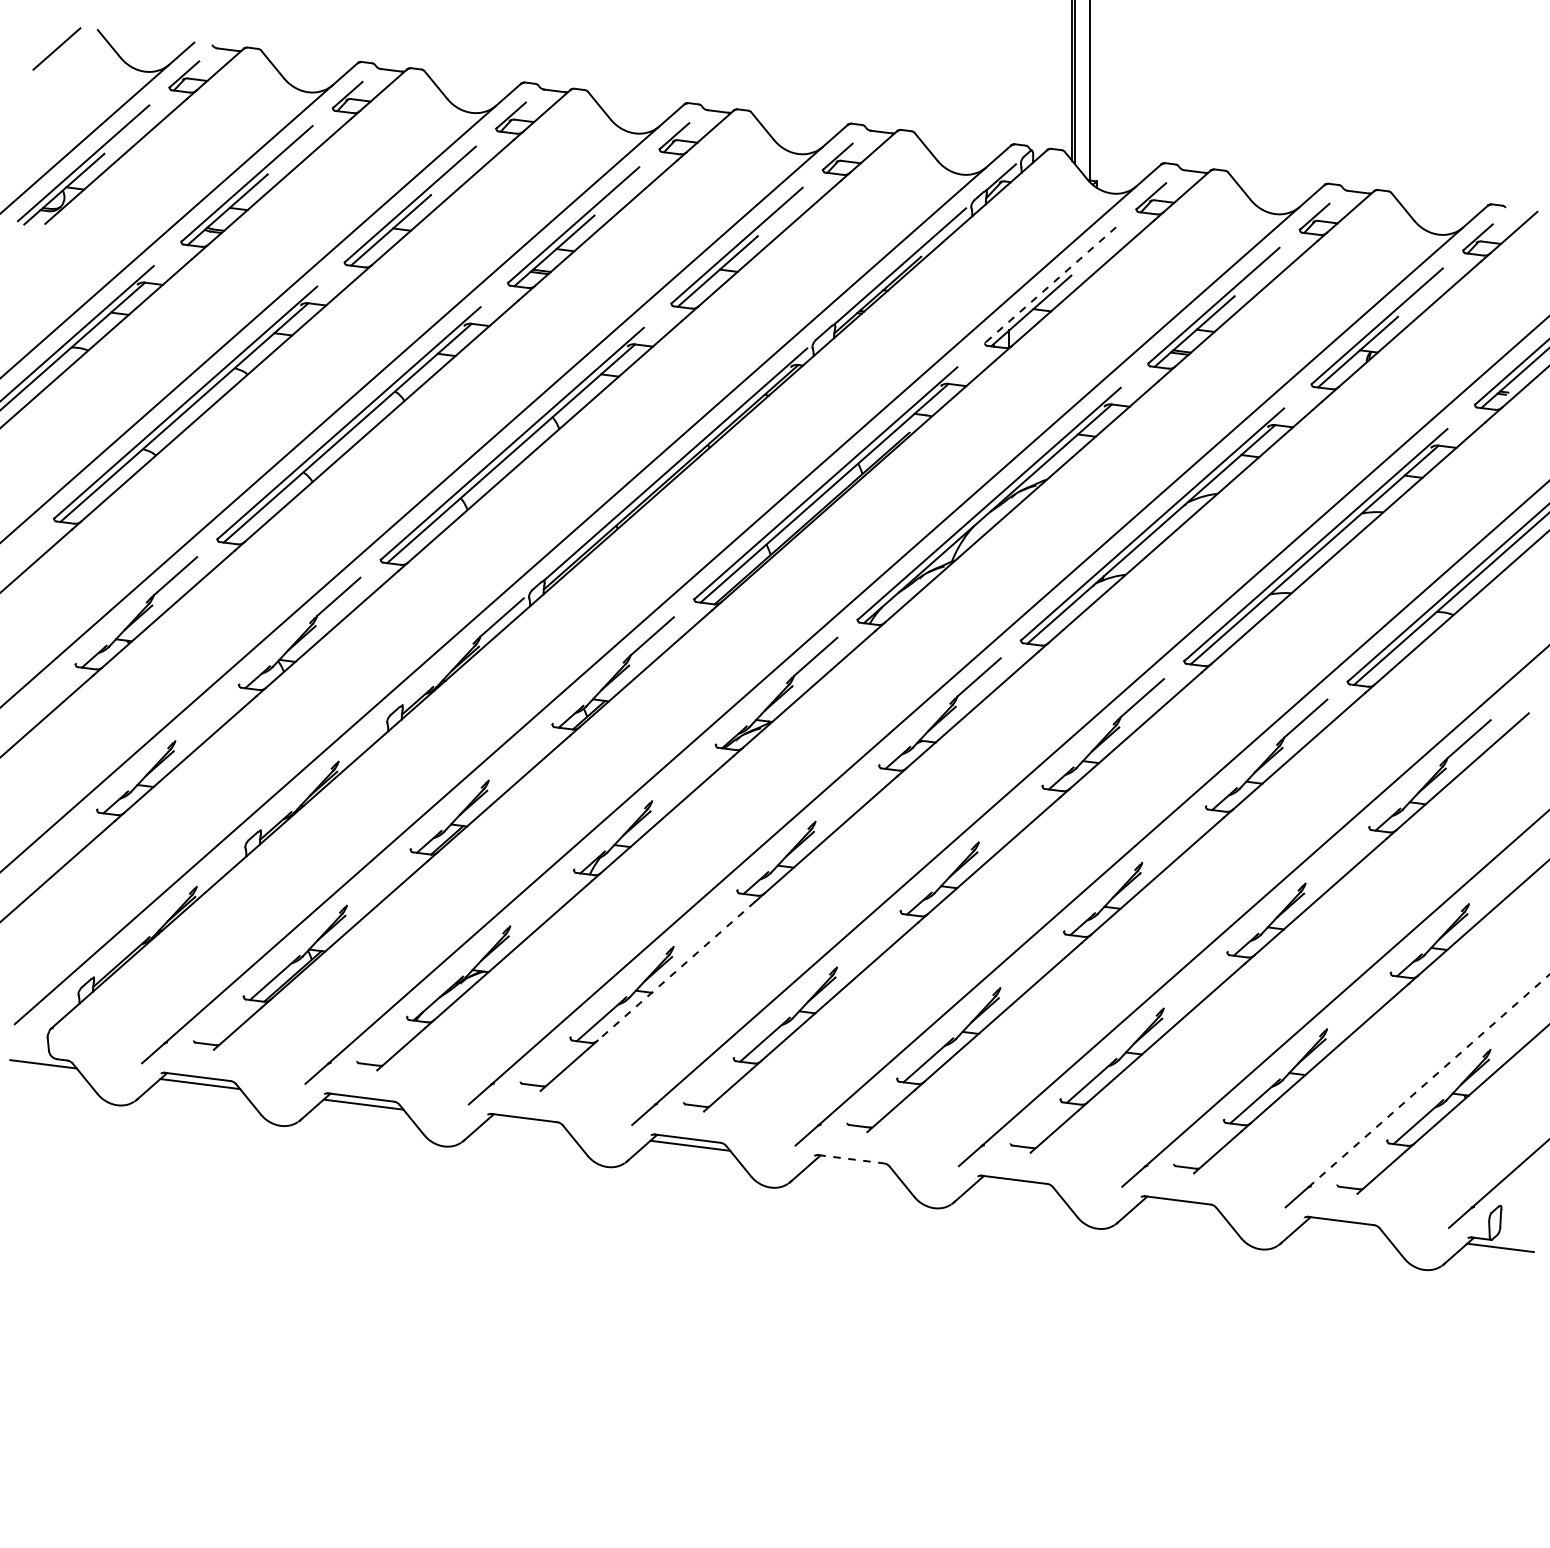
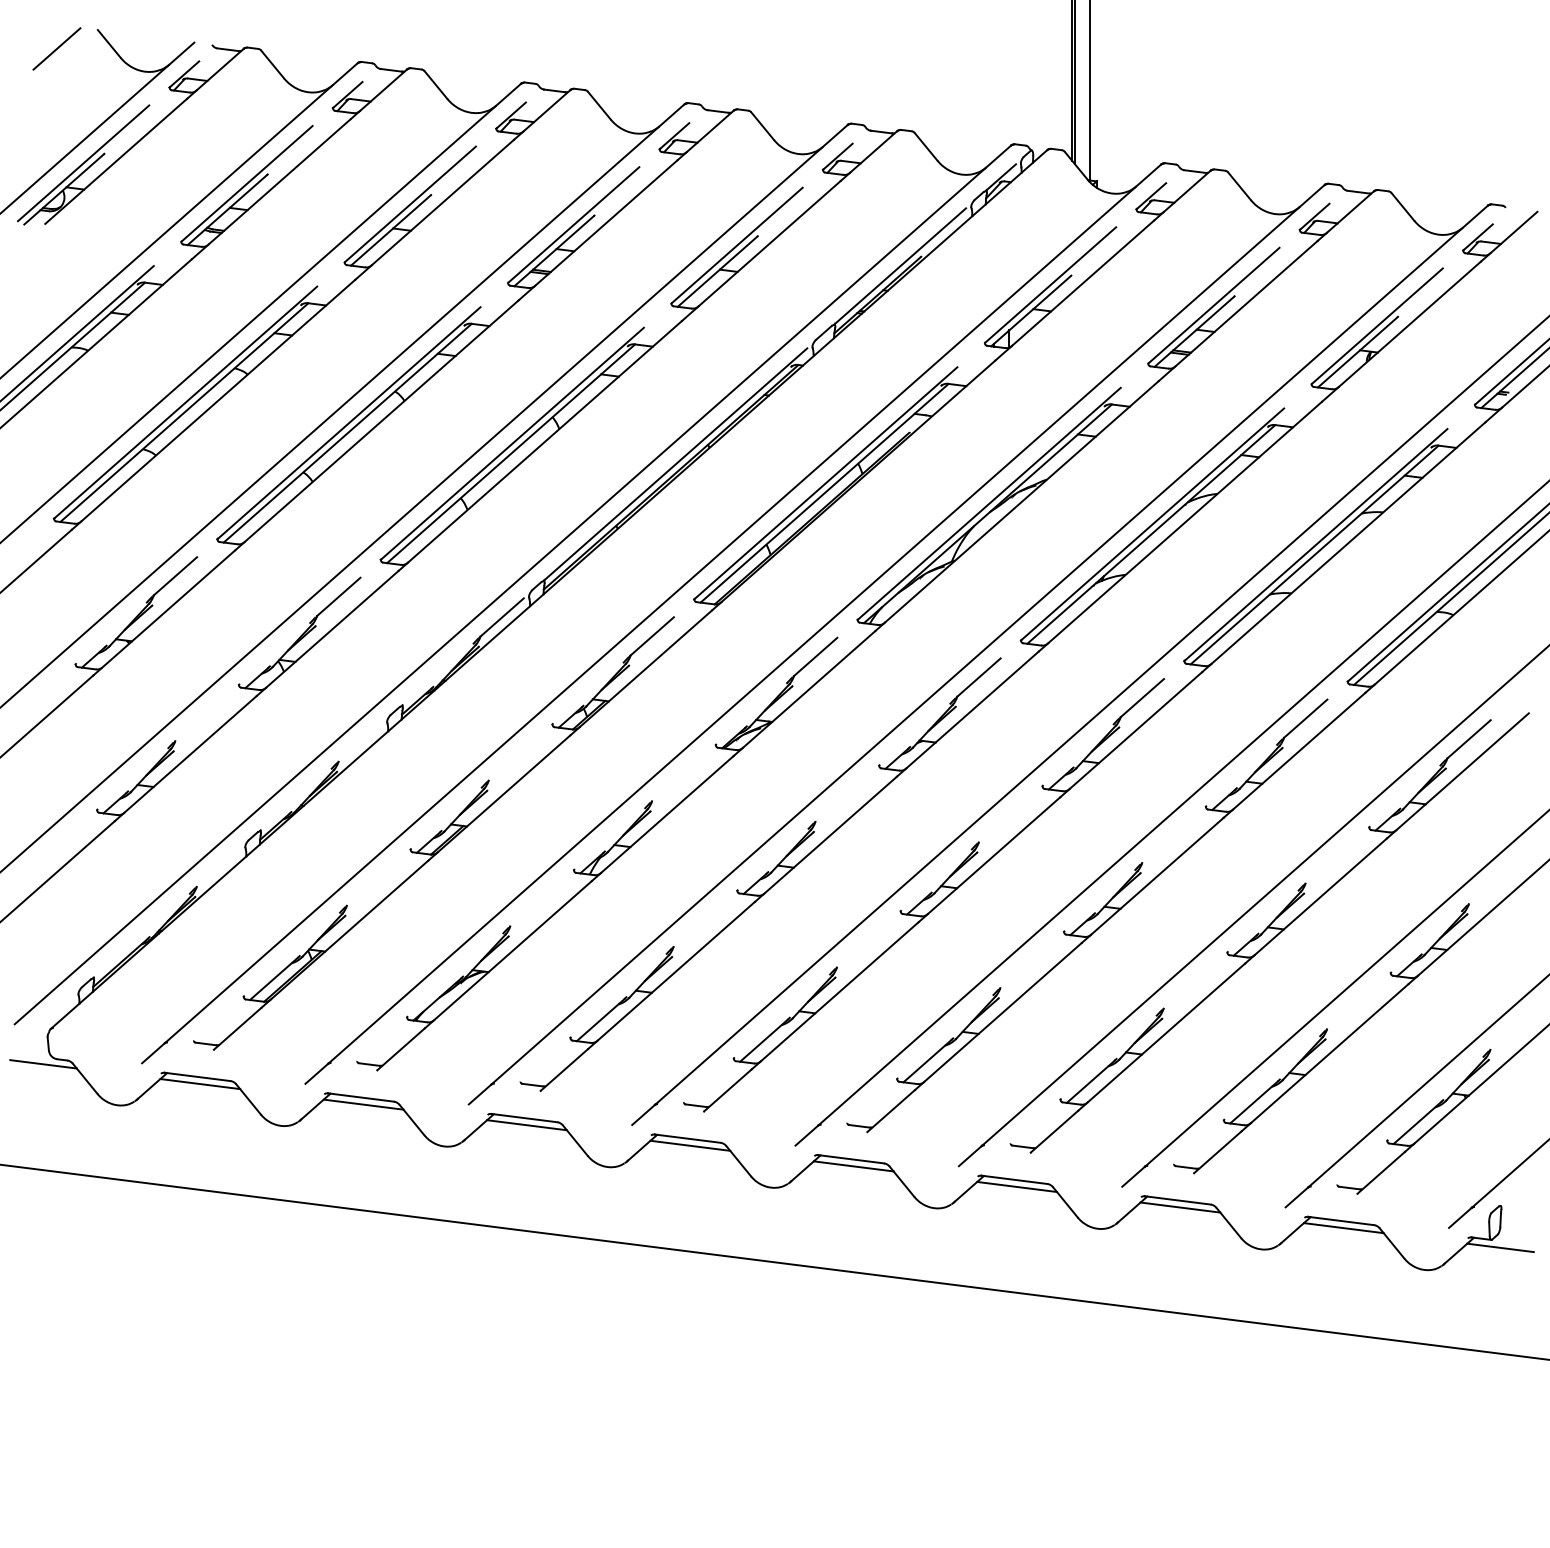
line: dashed -> solid (1050, 285)
line: dashed -> solid (676, 971)
line: dashed -> solid (1429, 1080)
line: none -> present (526, 1125)
line: dashed -> solid (851, 1159)
line: none -> present (853, 1166)
line: none -> present (1016, 1186)
line: none -> present (1180, 1207)
line: none -> present (1343, 1228)
line: none -> present (774, 1262)
